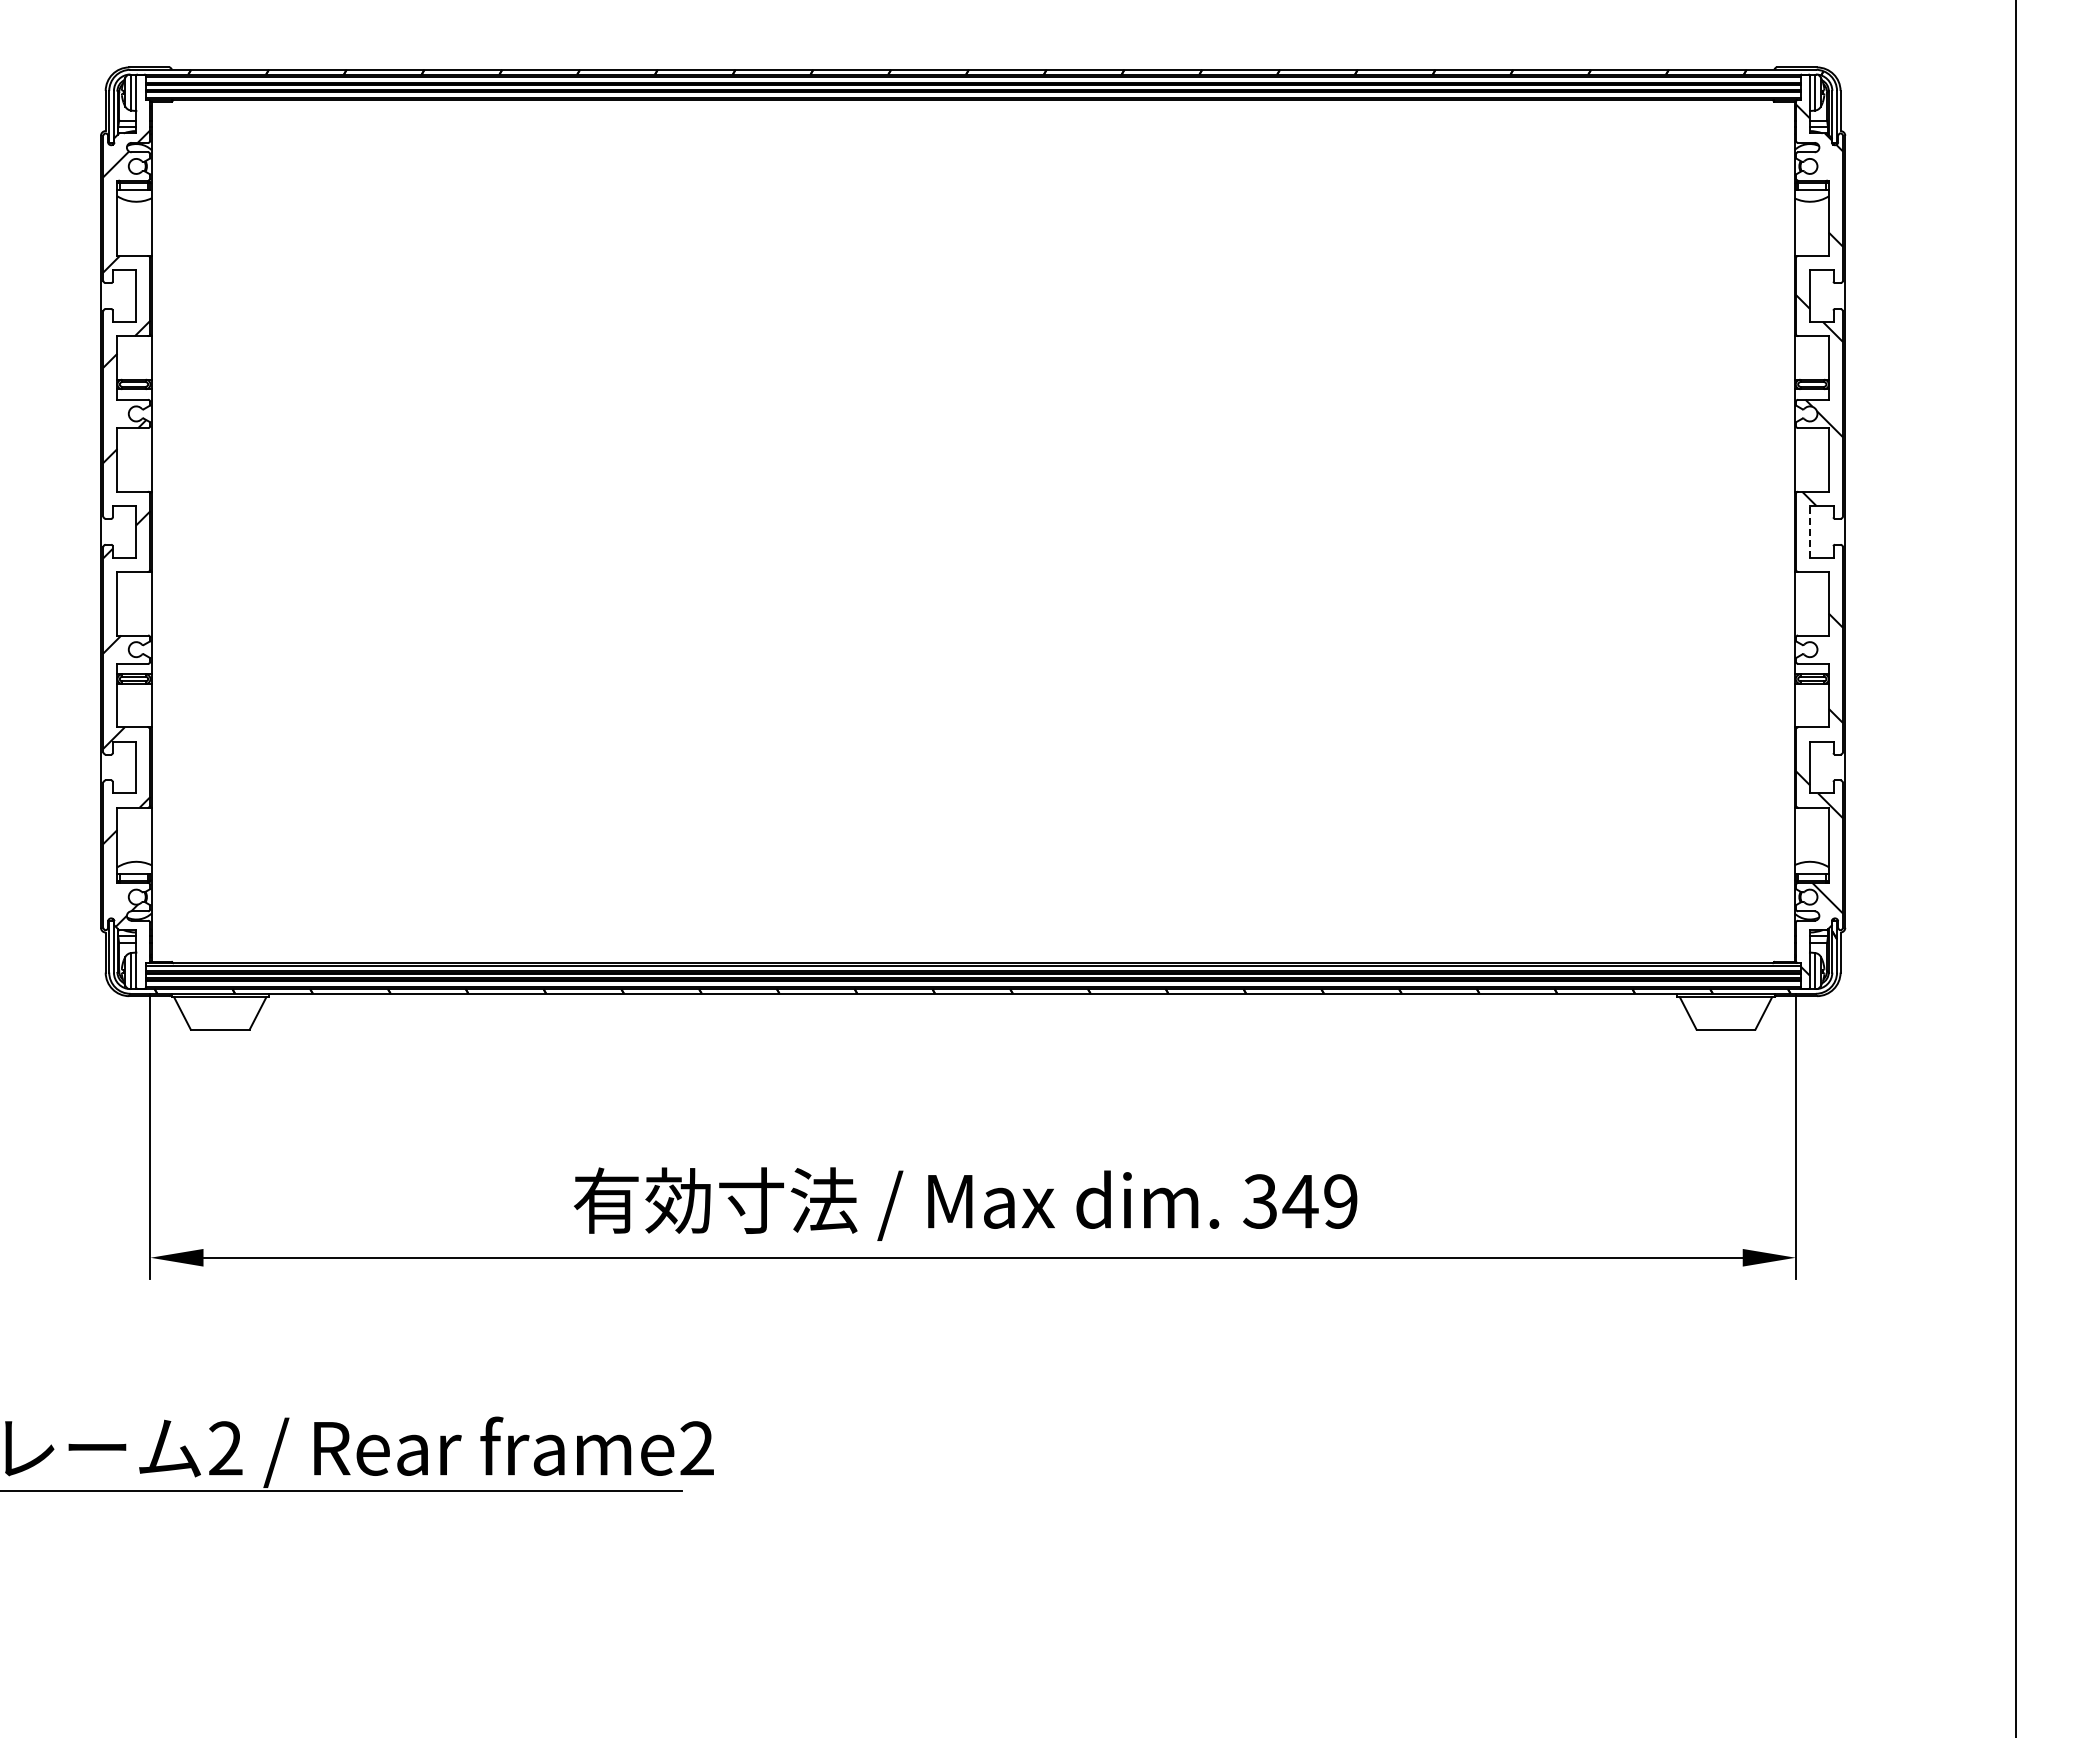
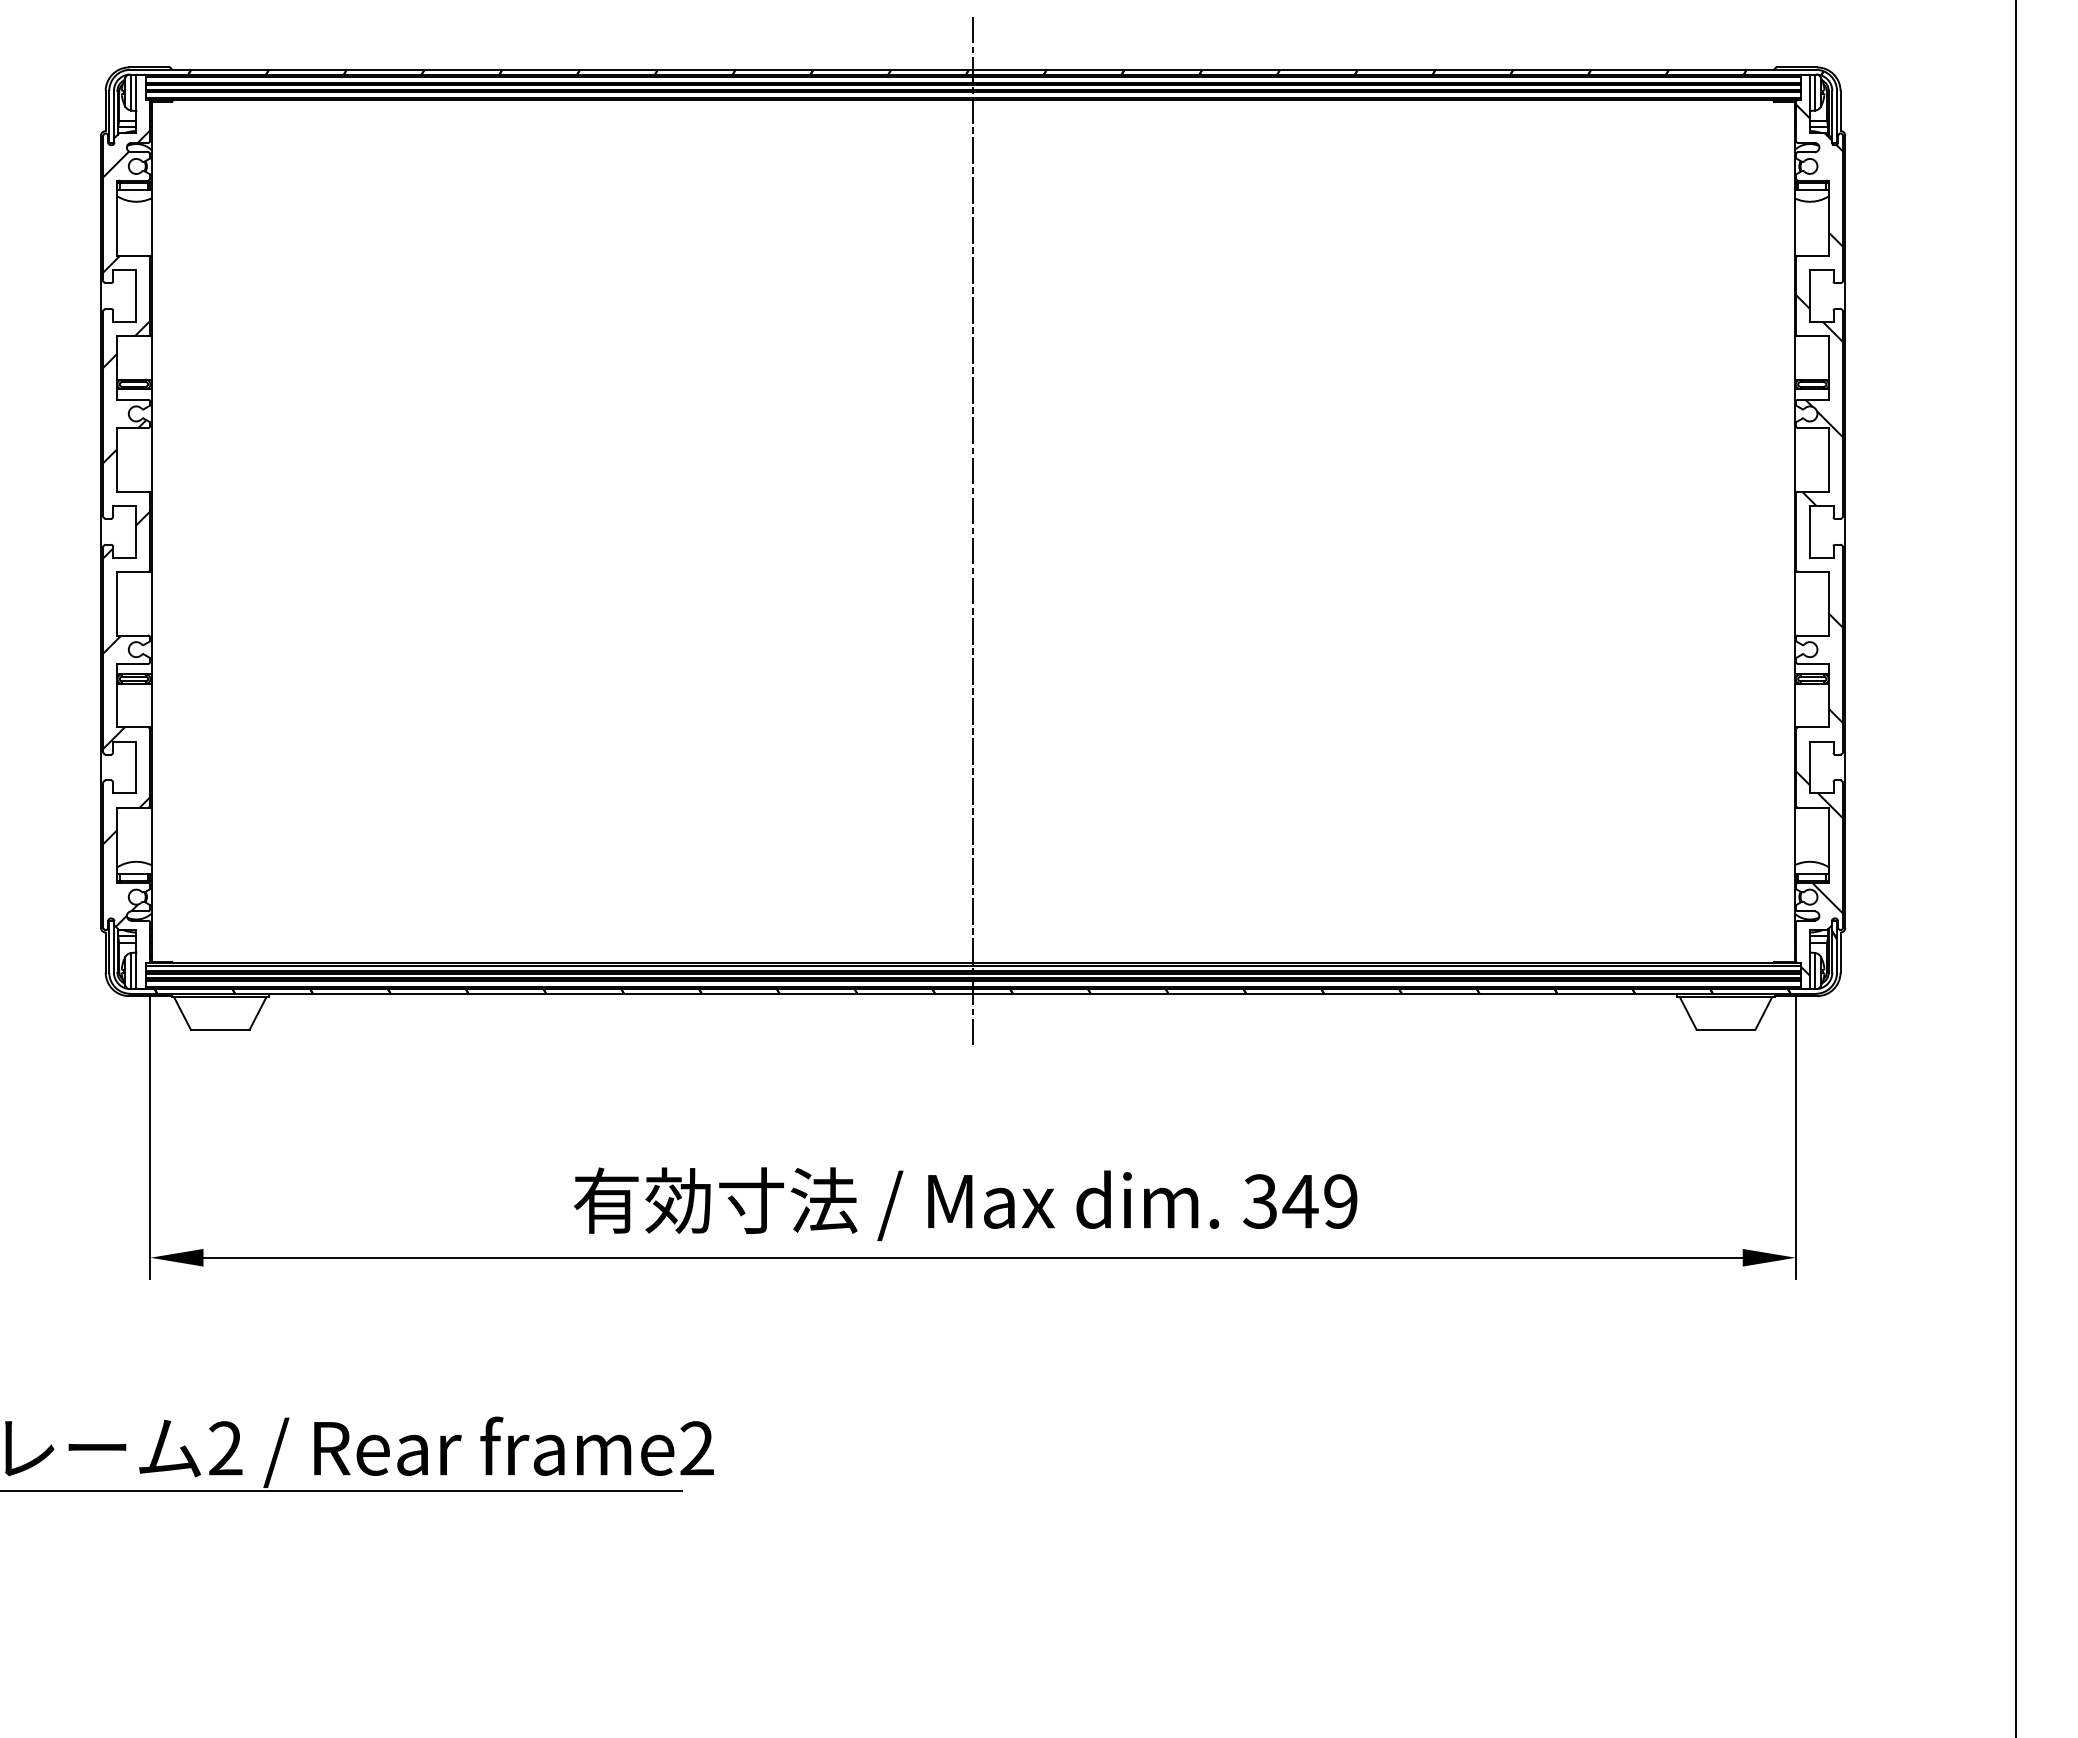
line: none -> present (973, 531)
line: dashed -> solid (1809, 531)
